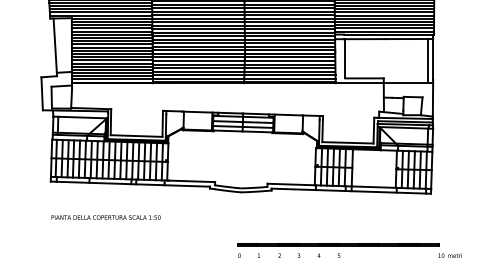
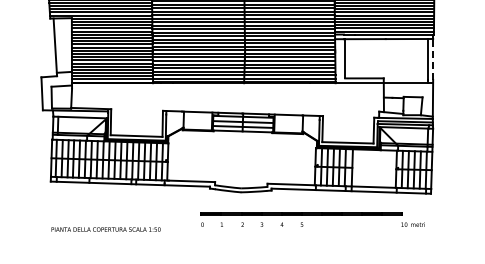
line: solid -> dashed (433, 59)
text position: (105, 217) -> (105, 229) (105, 229)
part position: (349, 250) -> (312, 219) (312, 219)
